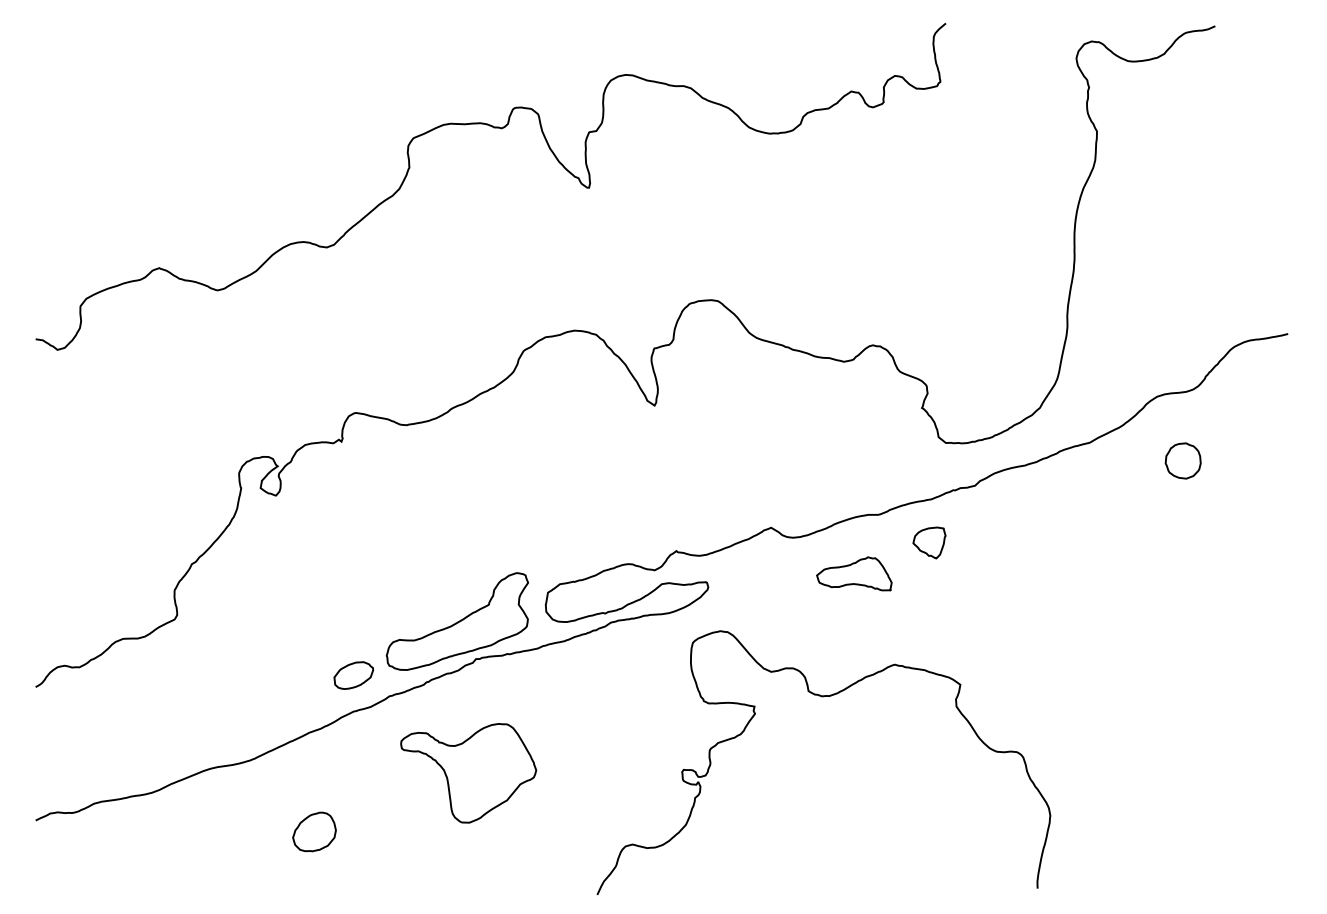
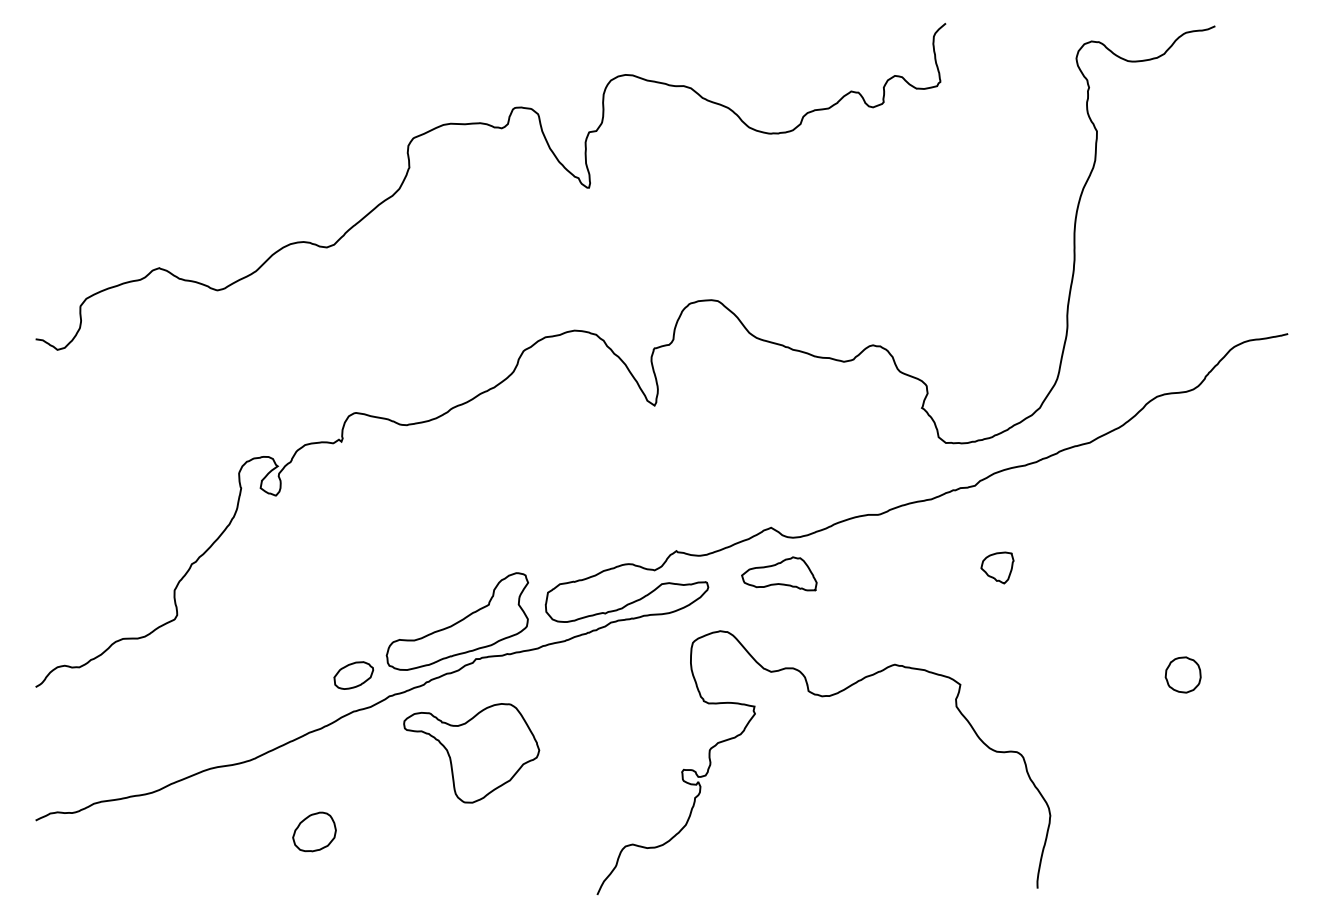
part position: (1182, 460) -> (1182, 674) (1182, 674)
part position: (929, 542) -> (997, 567) (997, 567)
part position: (854, 573) -> (779, 573) (779, 573)
part position: (468, 773) -> (471, 753) (471, 753)
